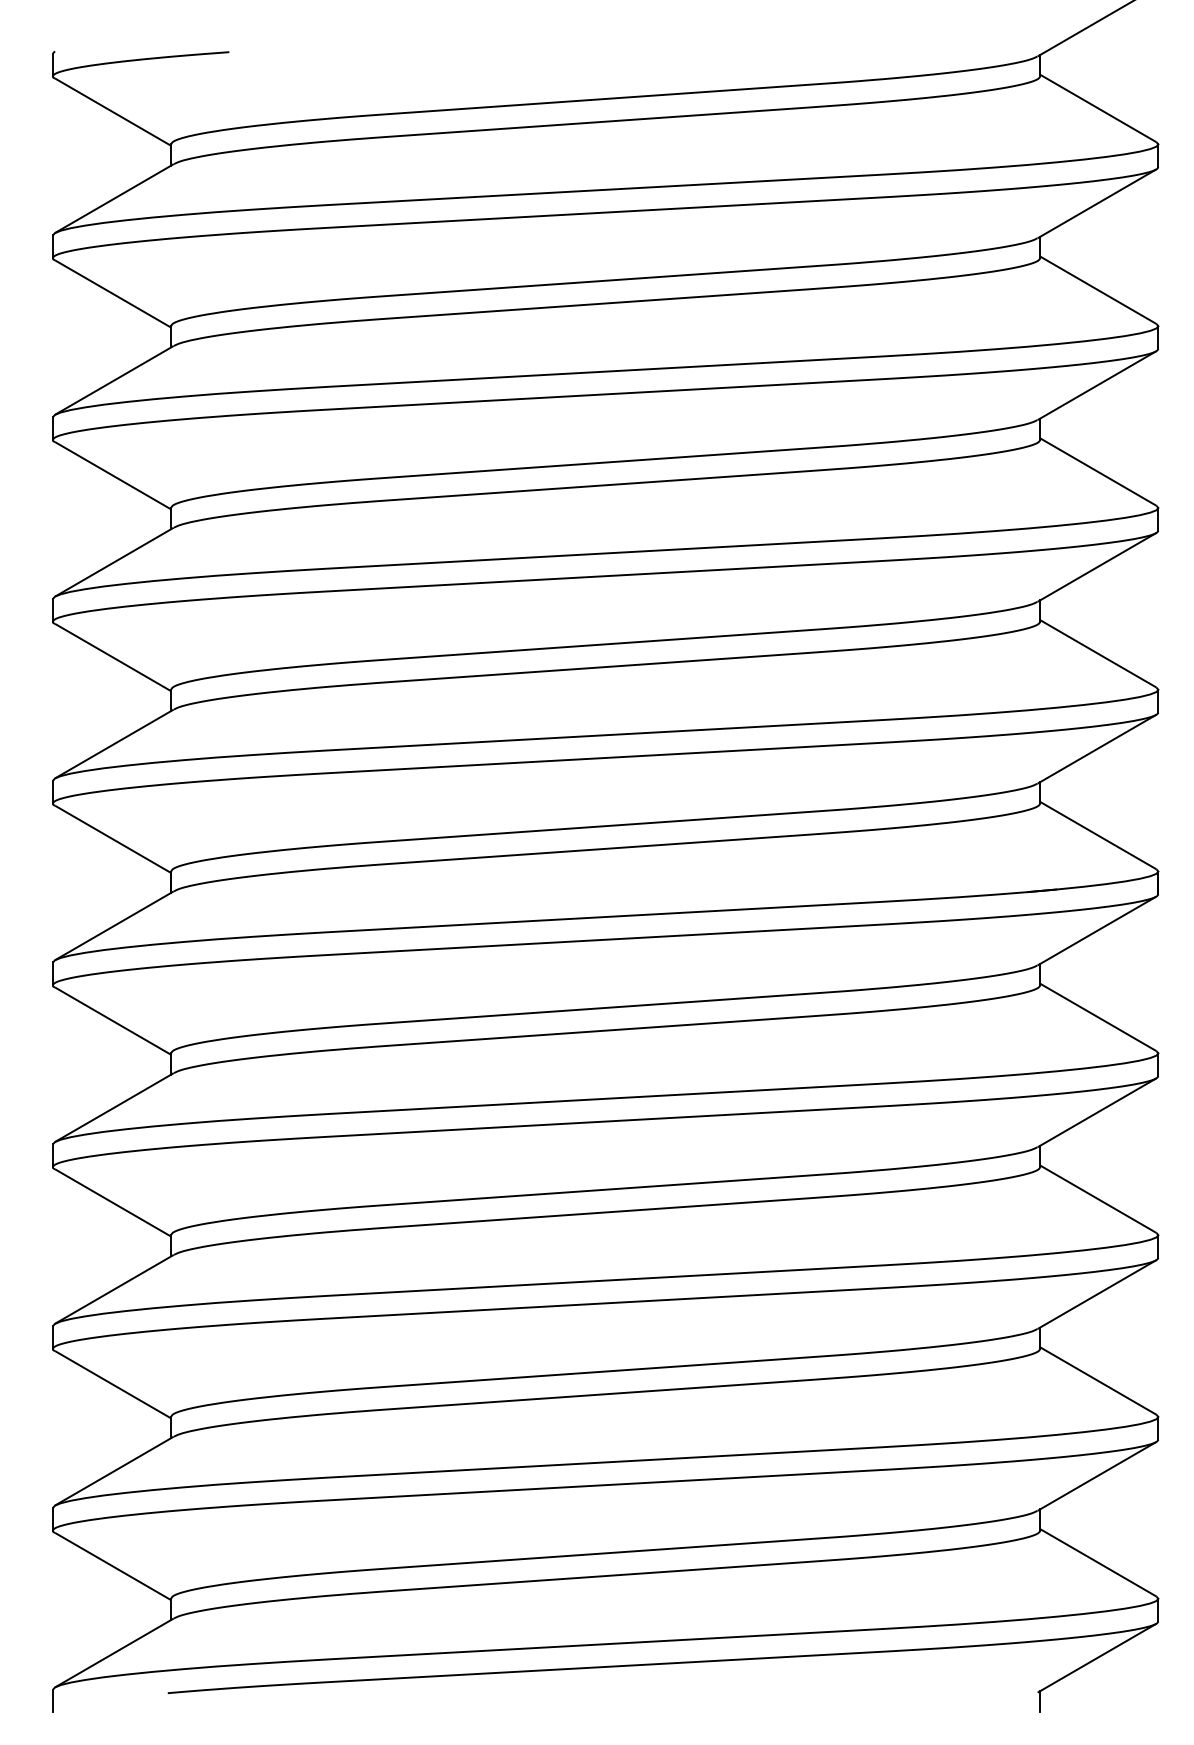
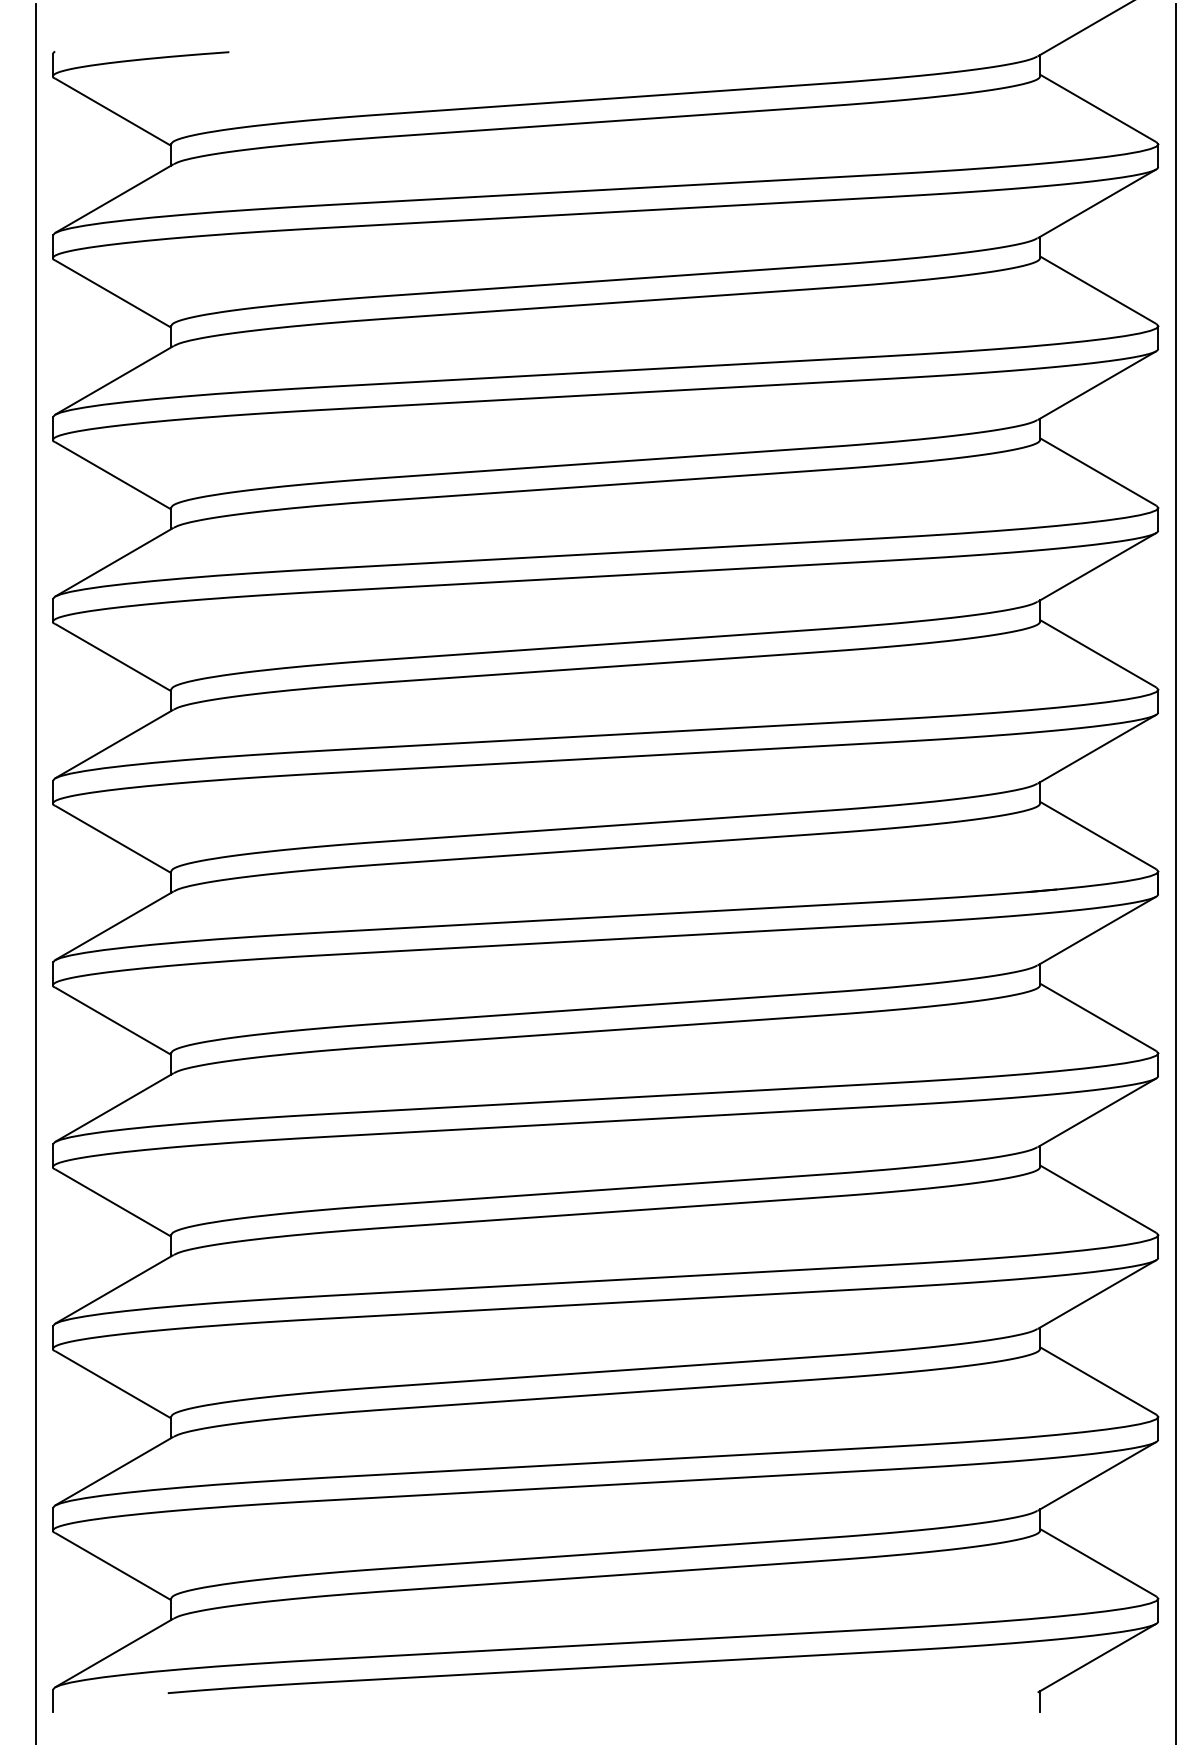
line: none -> present (35, 872)
line: none -> present (1175, 872)
